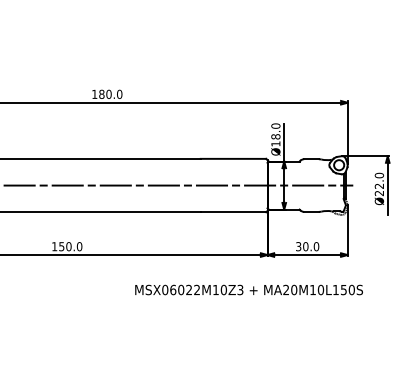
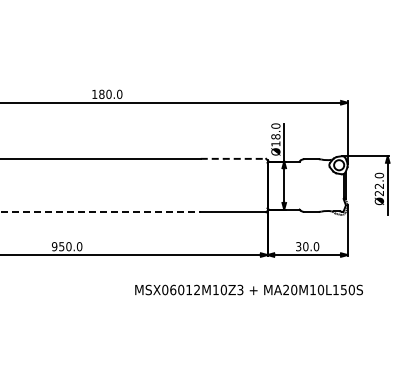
line: solid -> dashed (233, 158)
line: present -> none (177, 185)
line: solid -> dashed (100, 212)
text: 150.0 -> 950.0 (54, 246)
text: MSX06022M10Z3 -> MSX06012M10Z3 (188, 289)
